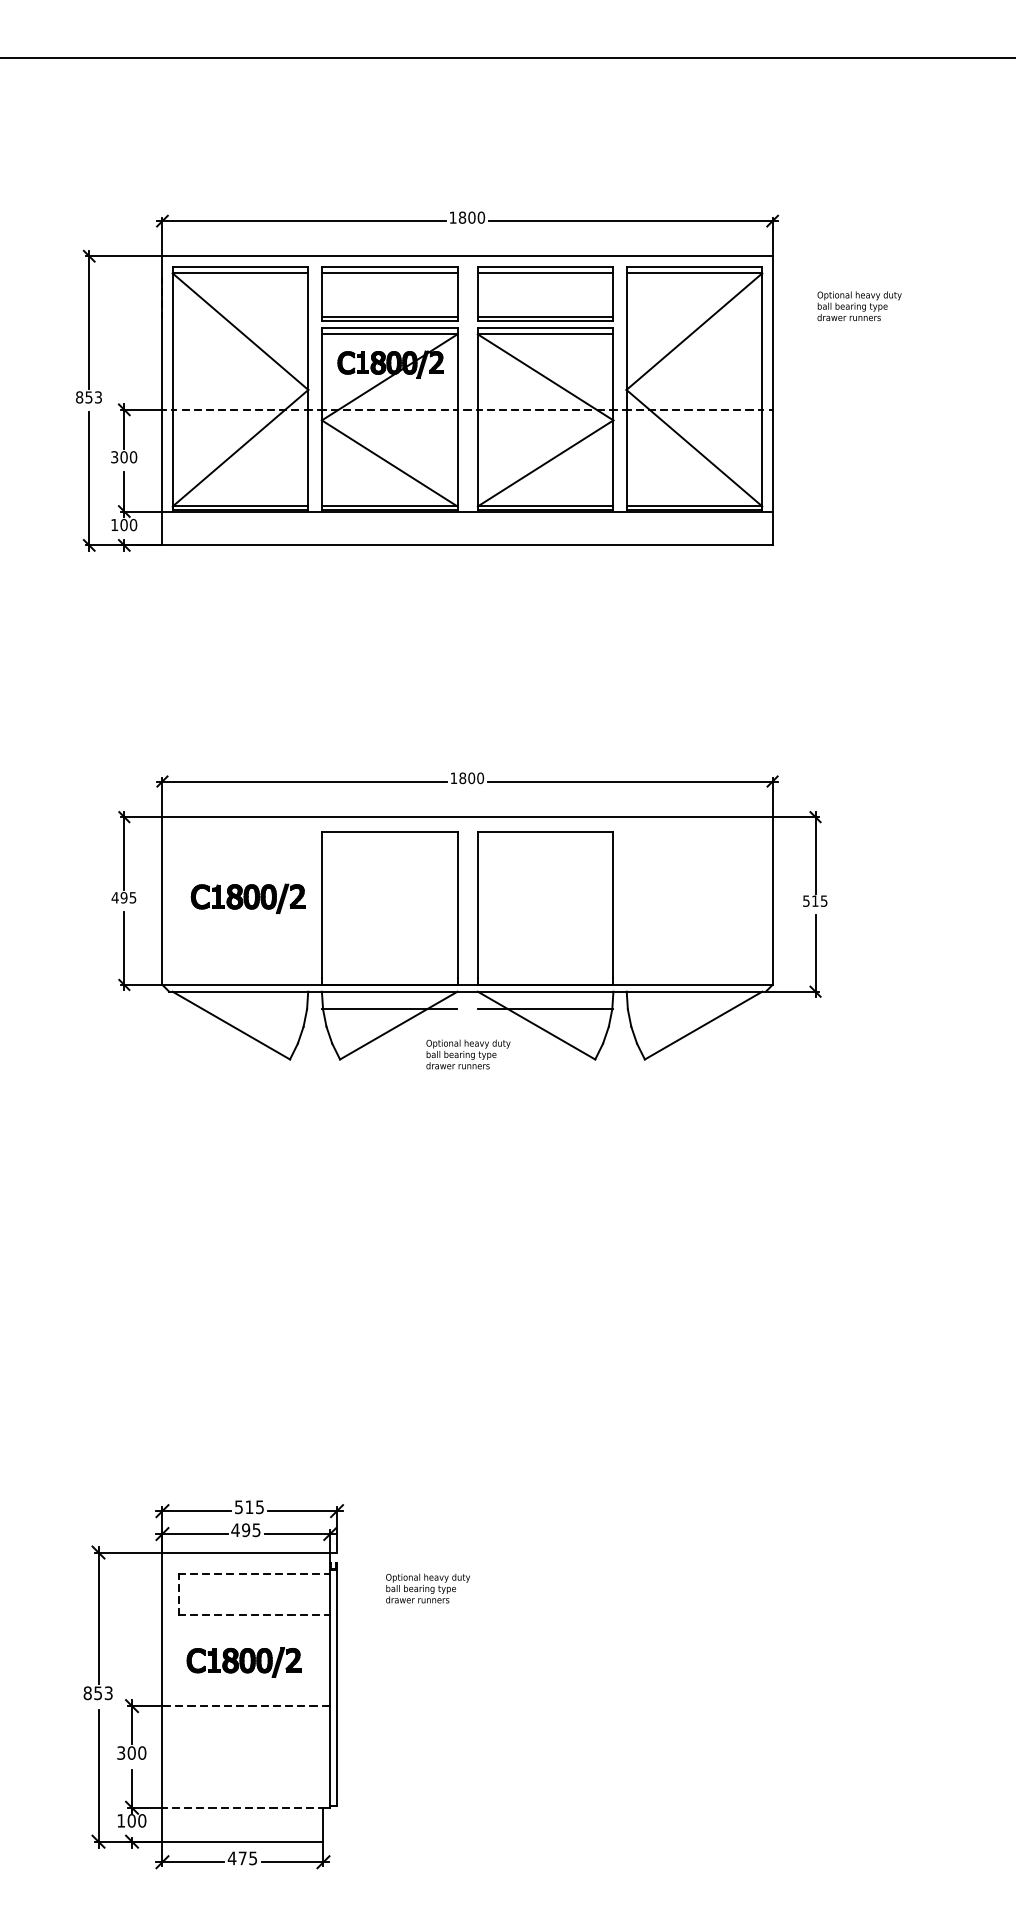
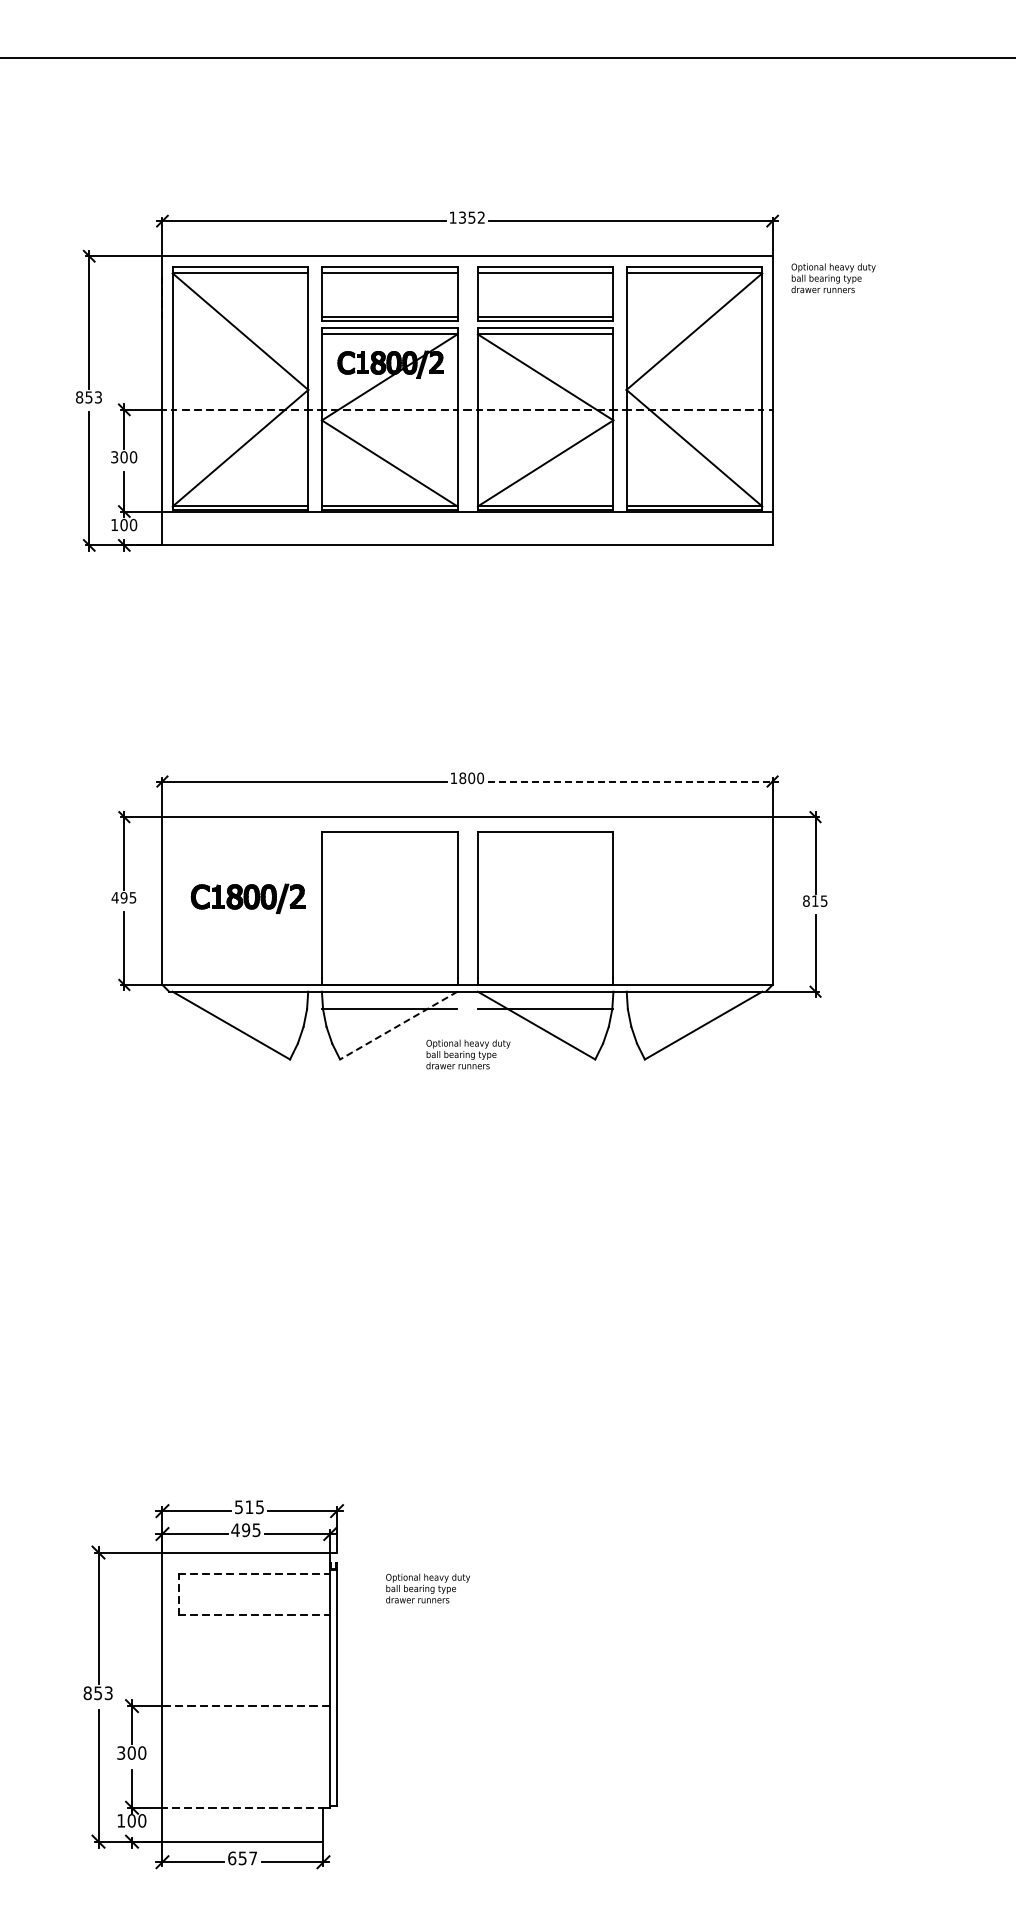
text: 1800 -> 1352 (471, 217)
text position: (859, 306) -> (833, 278) (833, 278)
line: solid -> dashed (630, 781)
text: 515 -> 815 (806, 900)
line: solid -> dashed (398, 1025)
part: present -> none (243, 1662)
text: 475 -> 657 (241, 1858)
